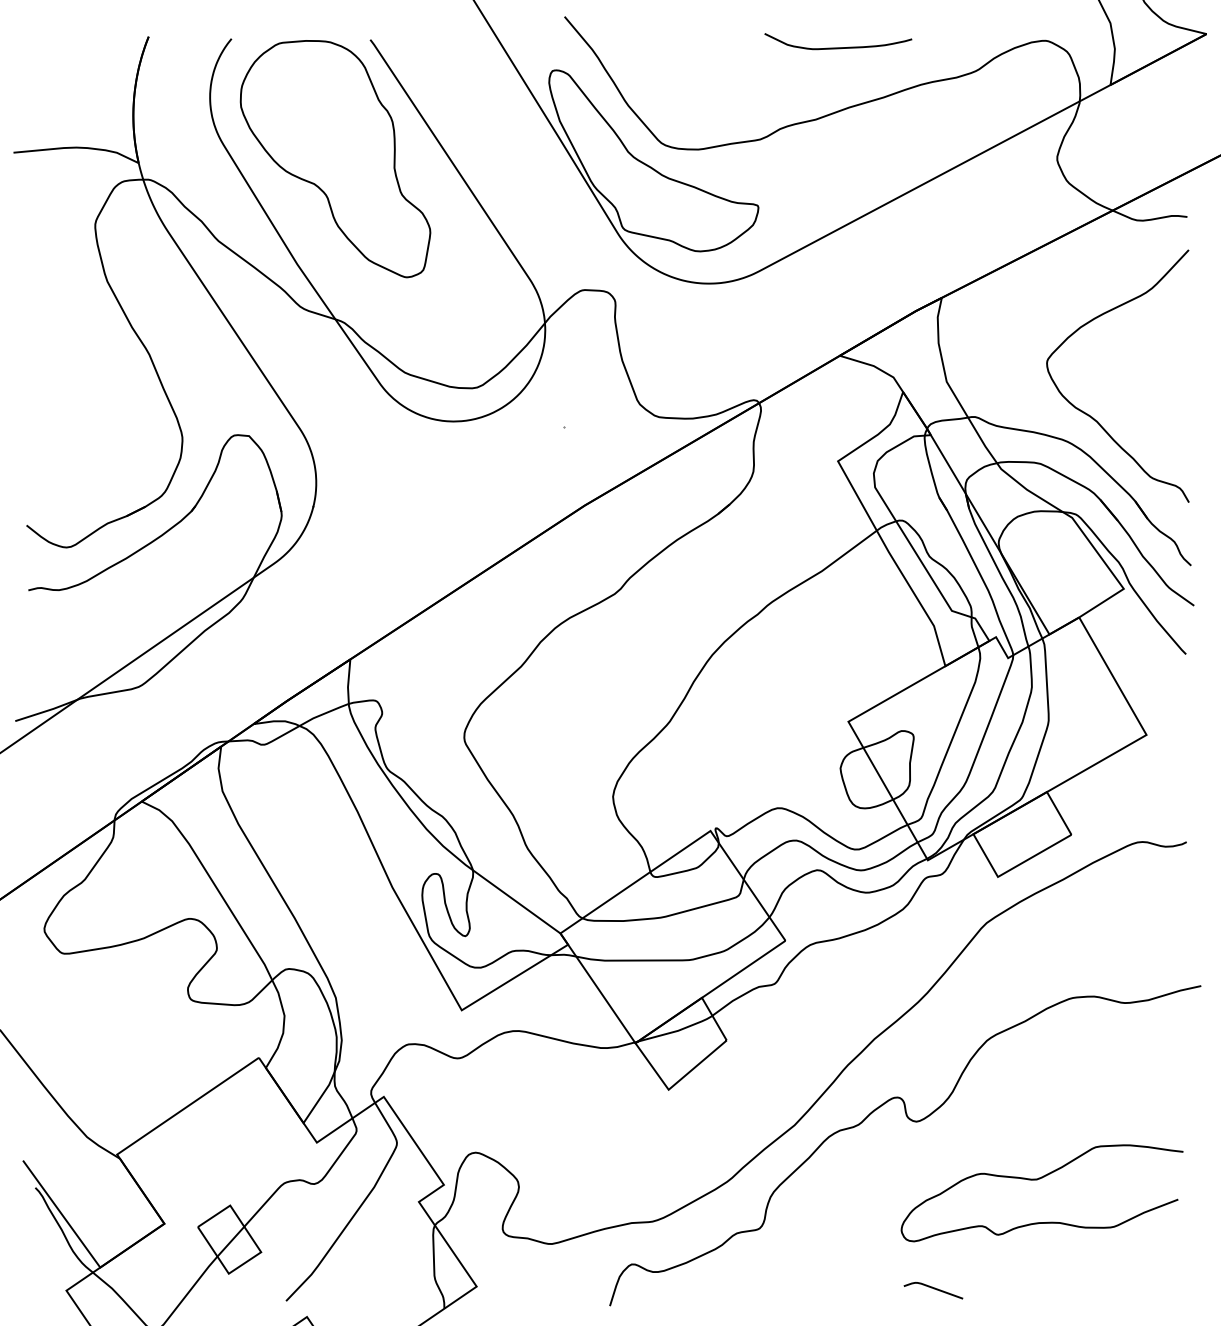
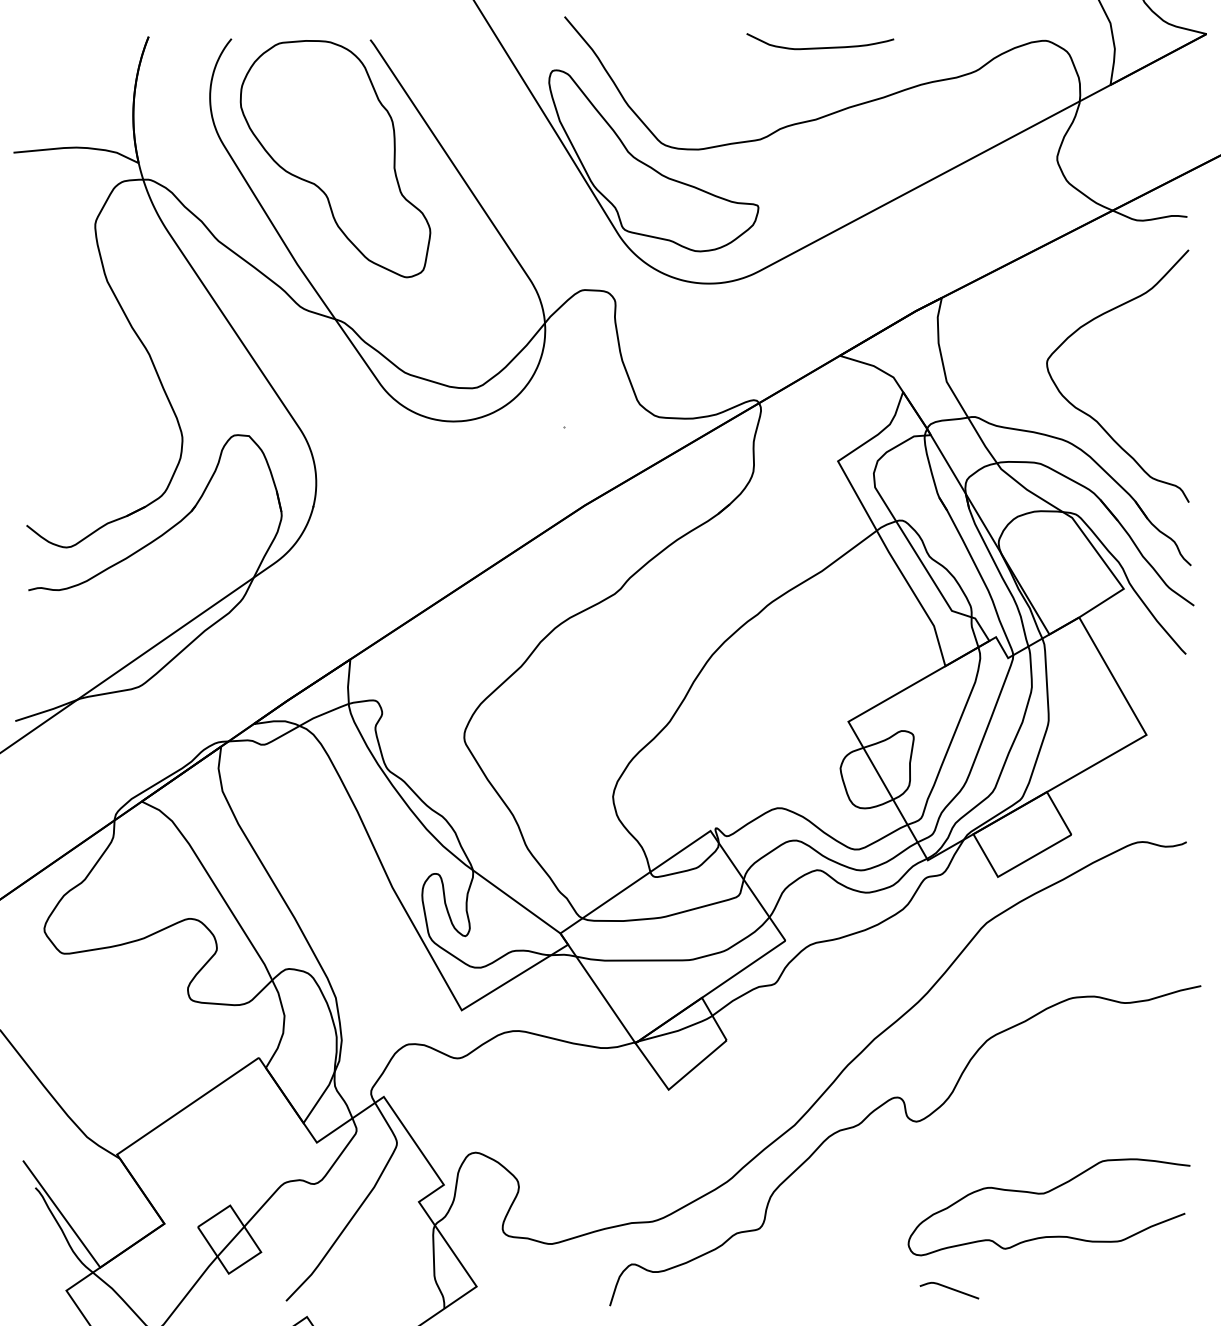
curve position: (838, 47) -> (820, 47) (820, 47)
curve position: (1037, 1180) -> (1044, 1194) (1044, 1194)
curve position: (933, 1289) -> (949, 1289) (949, 1289)
